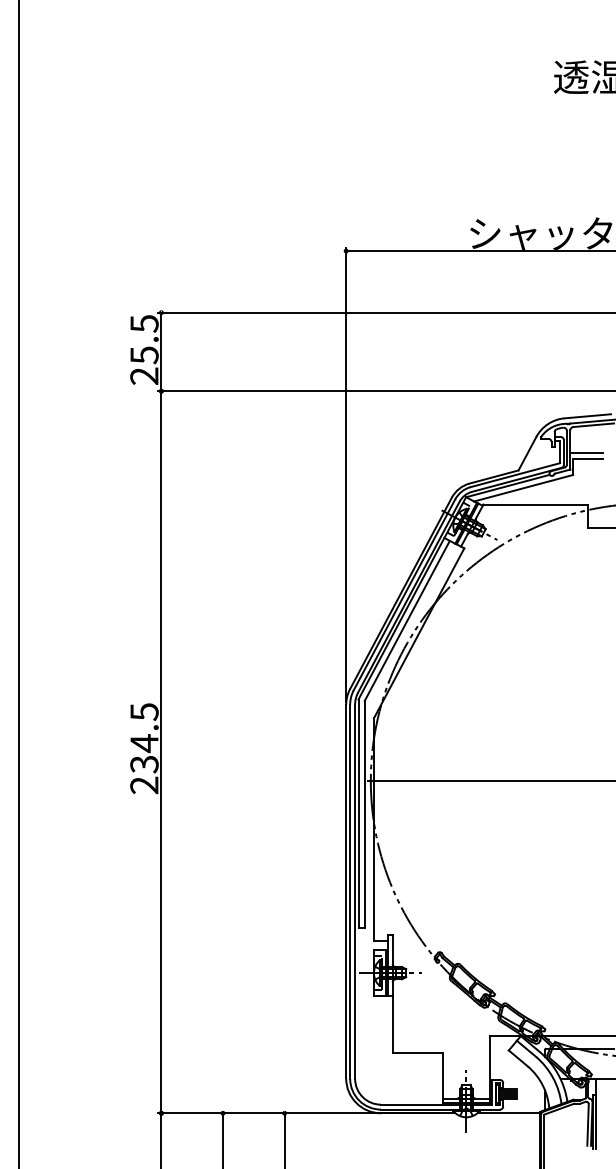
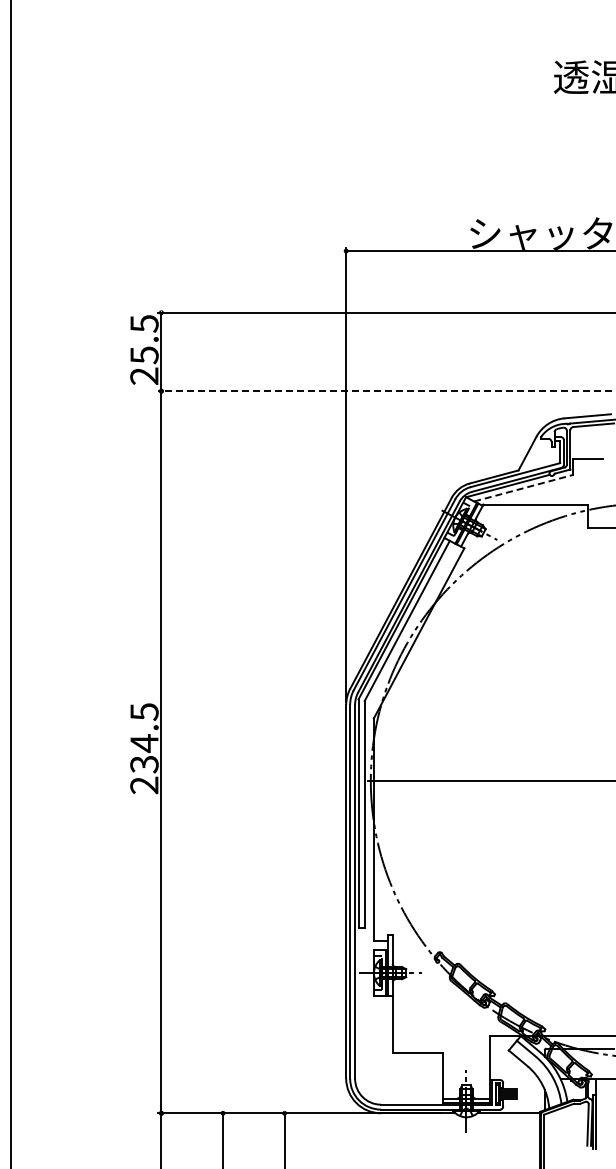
line: solid -> dashed (386, 391)
line: present -> none (586, 452)
line: solid -> dashed (524, 488)
line position: (18, 583) -> (10, 583) (10, 583)
